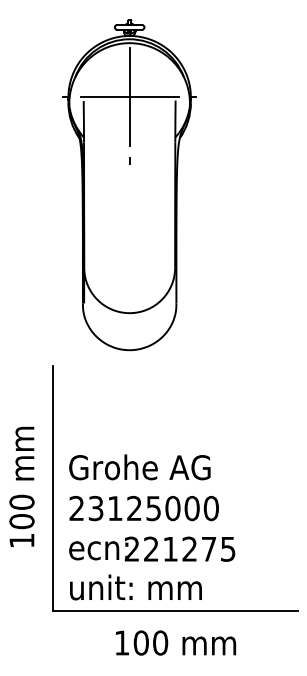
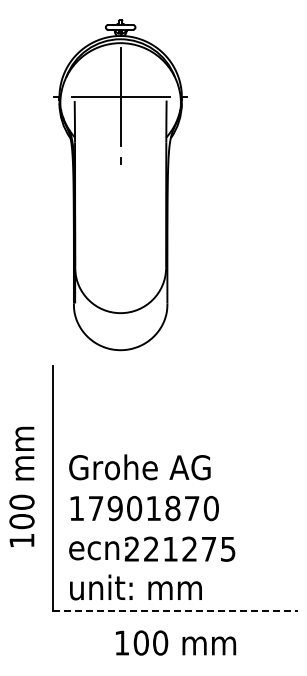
part position: (129, 185) -> (120, 185) (120, 185)
text: 23125000 -> 17901870 (134, 508)
line: solid -> dashed (175, 610)
